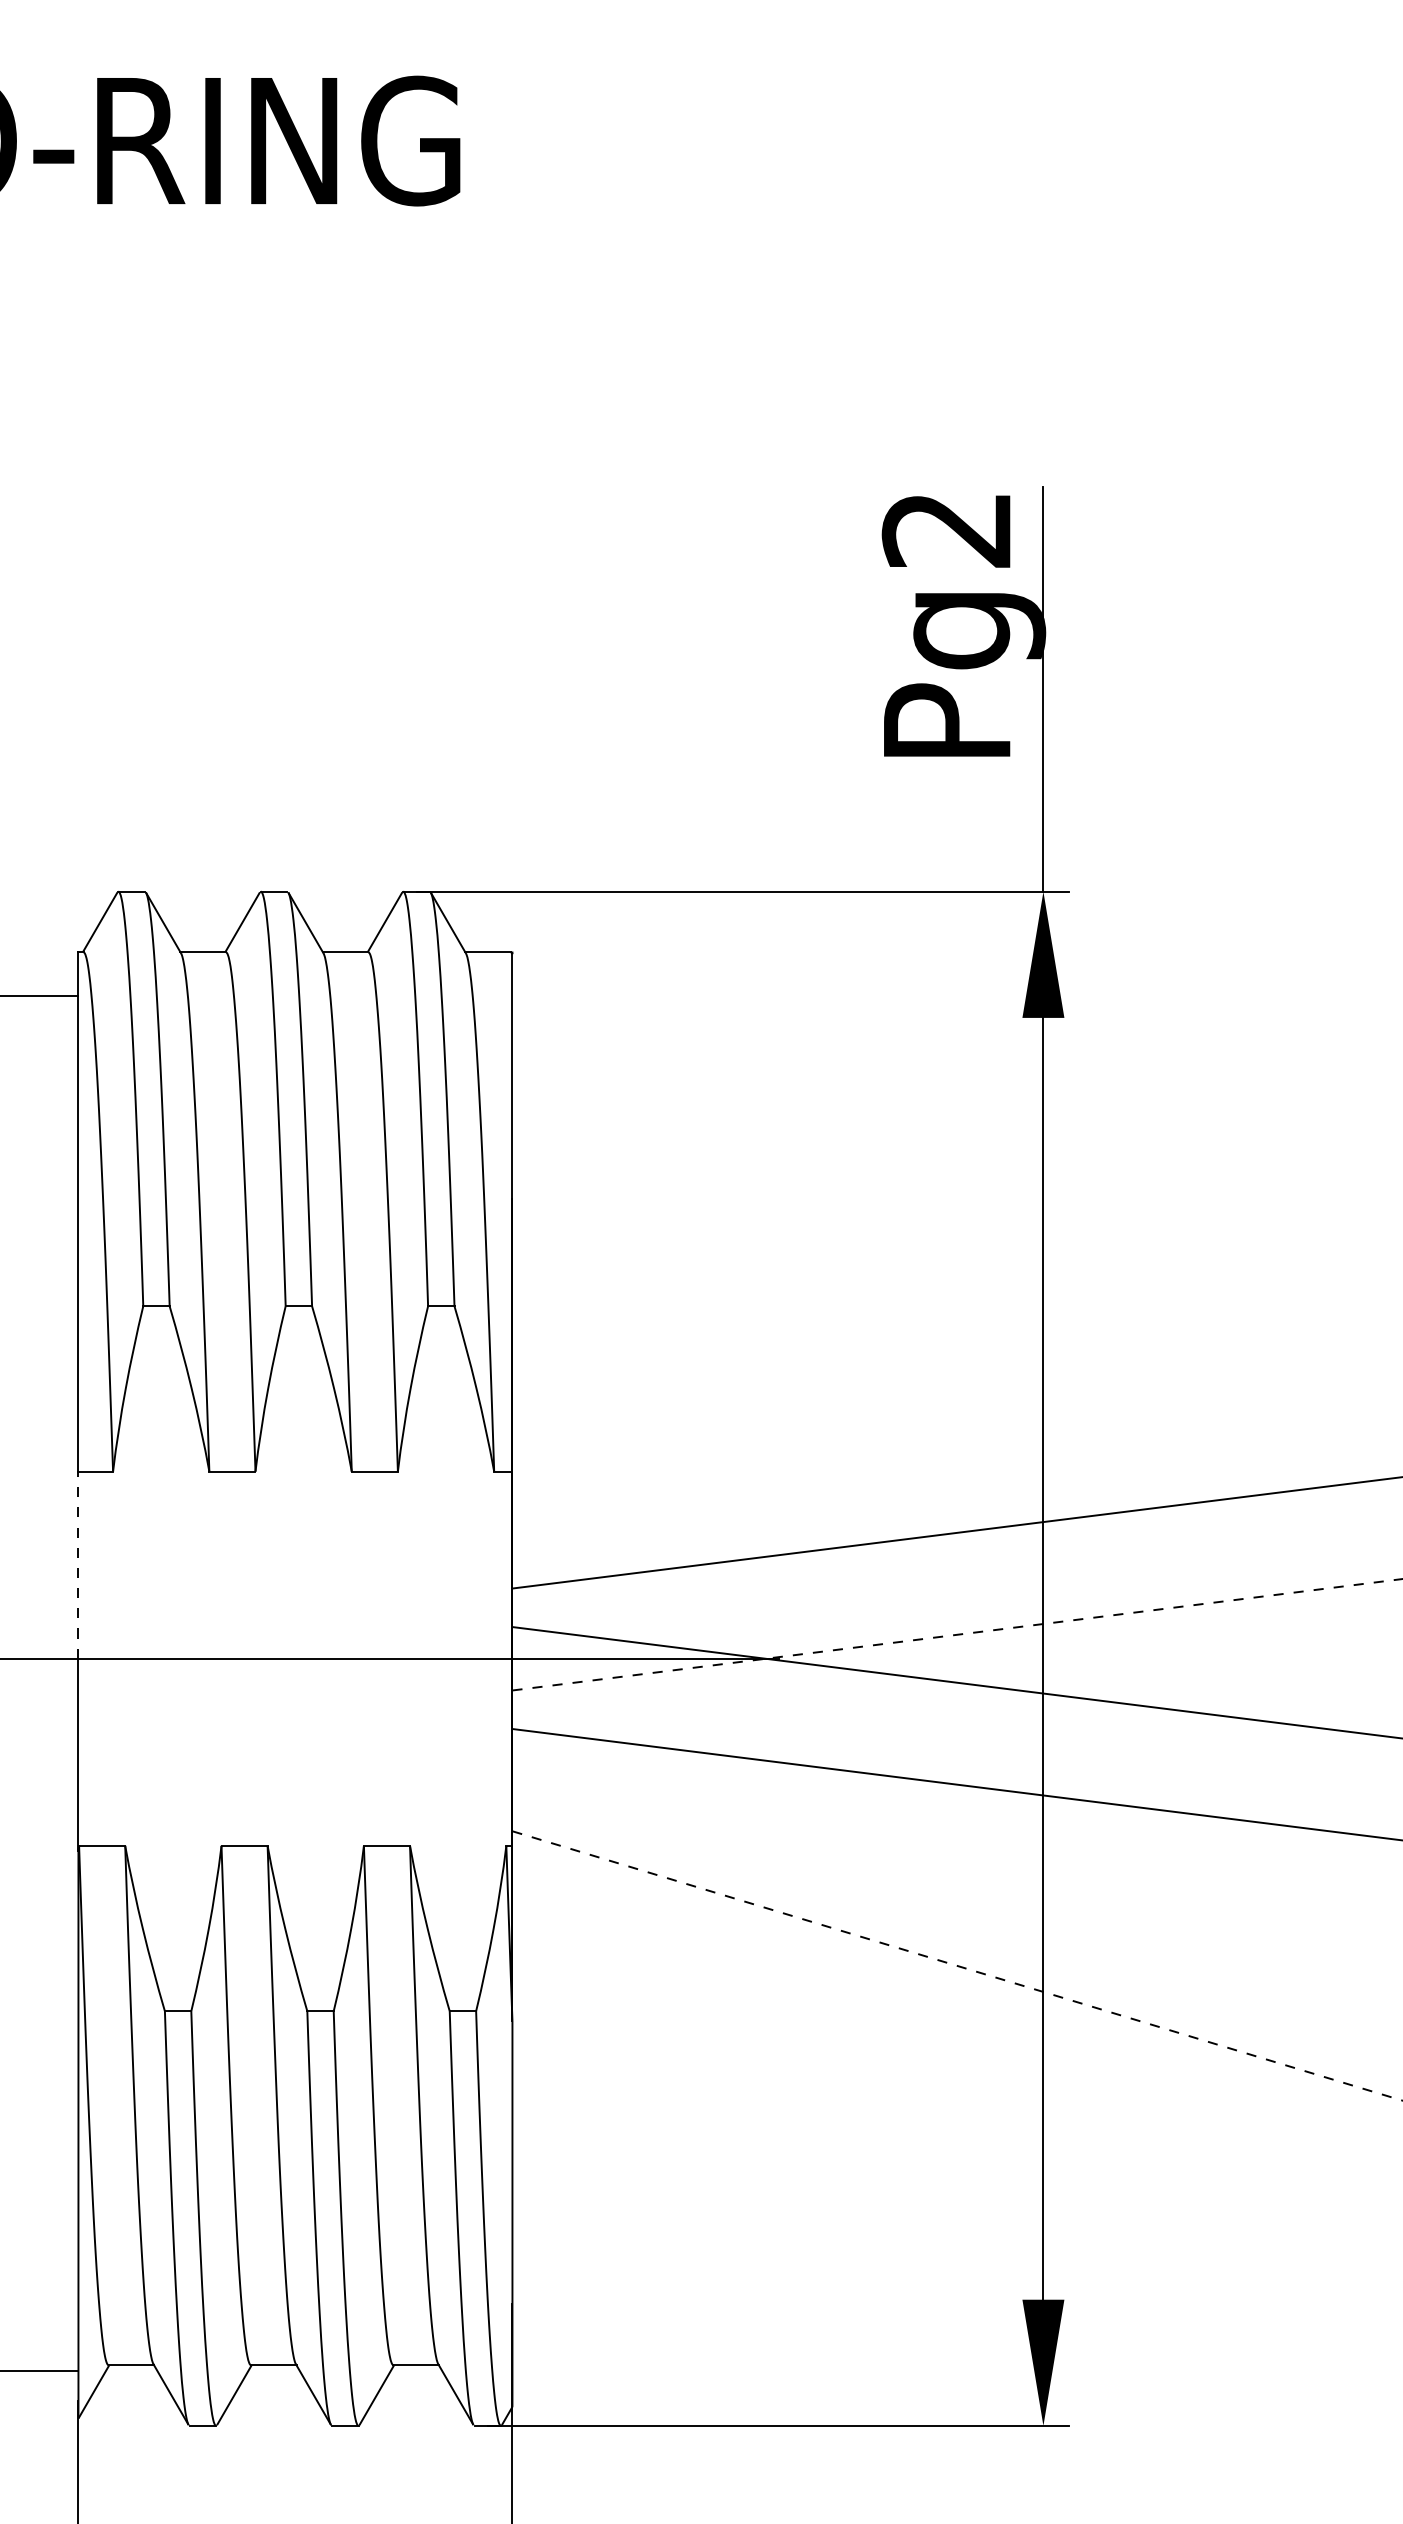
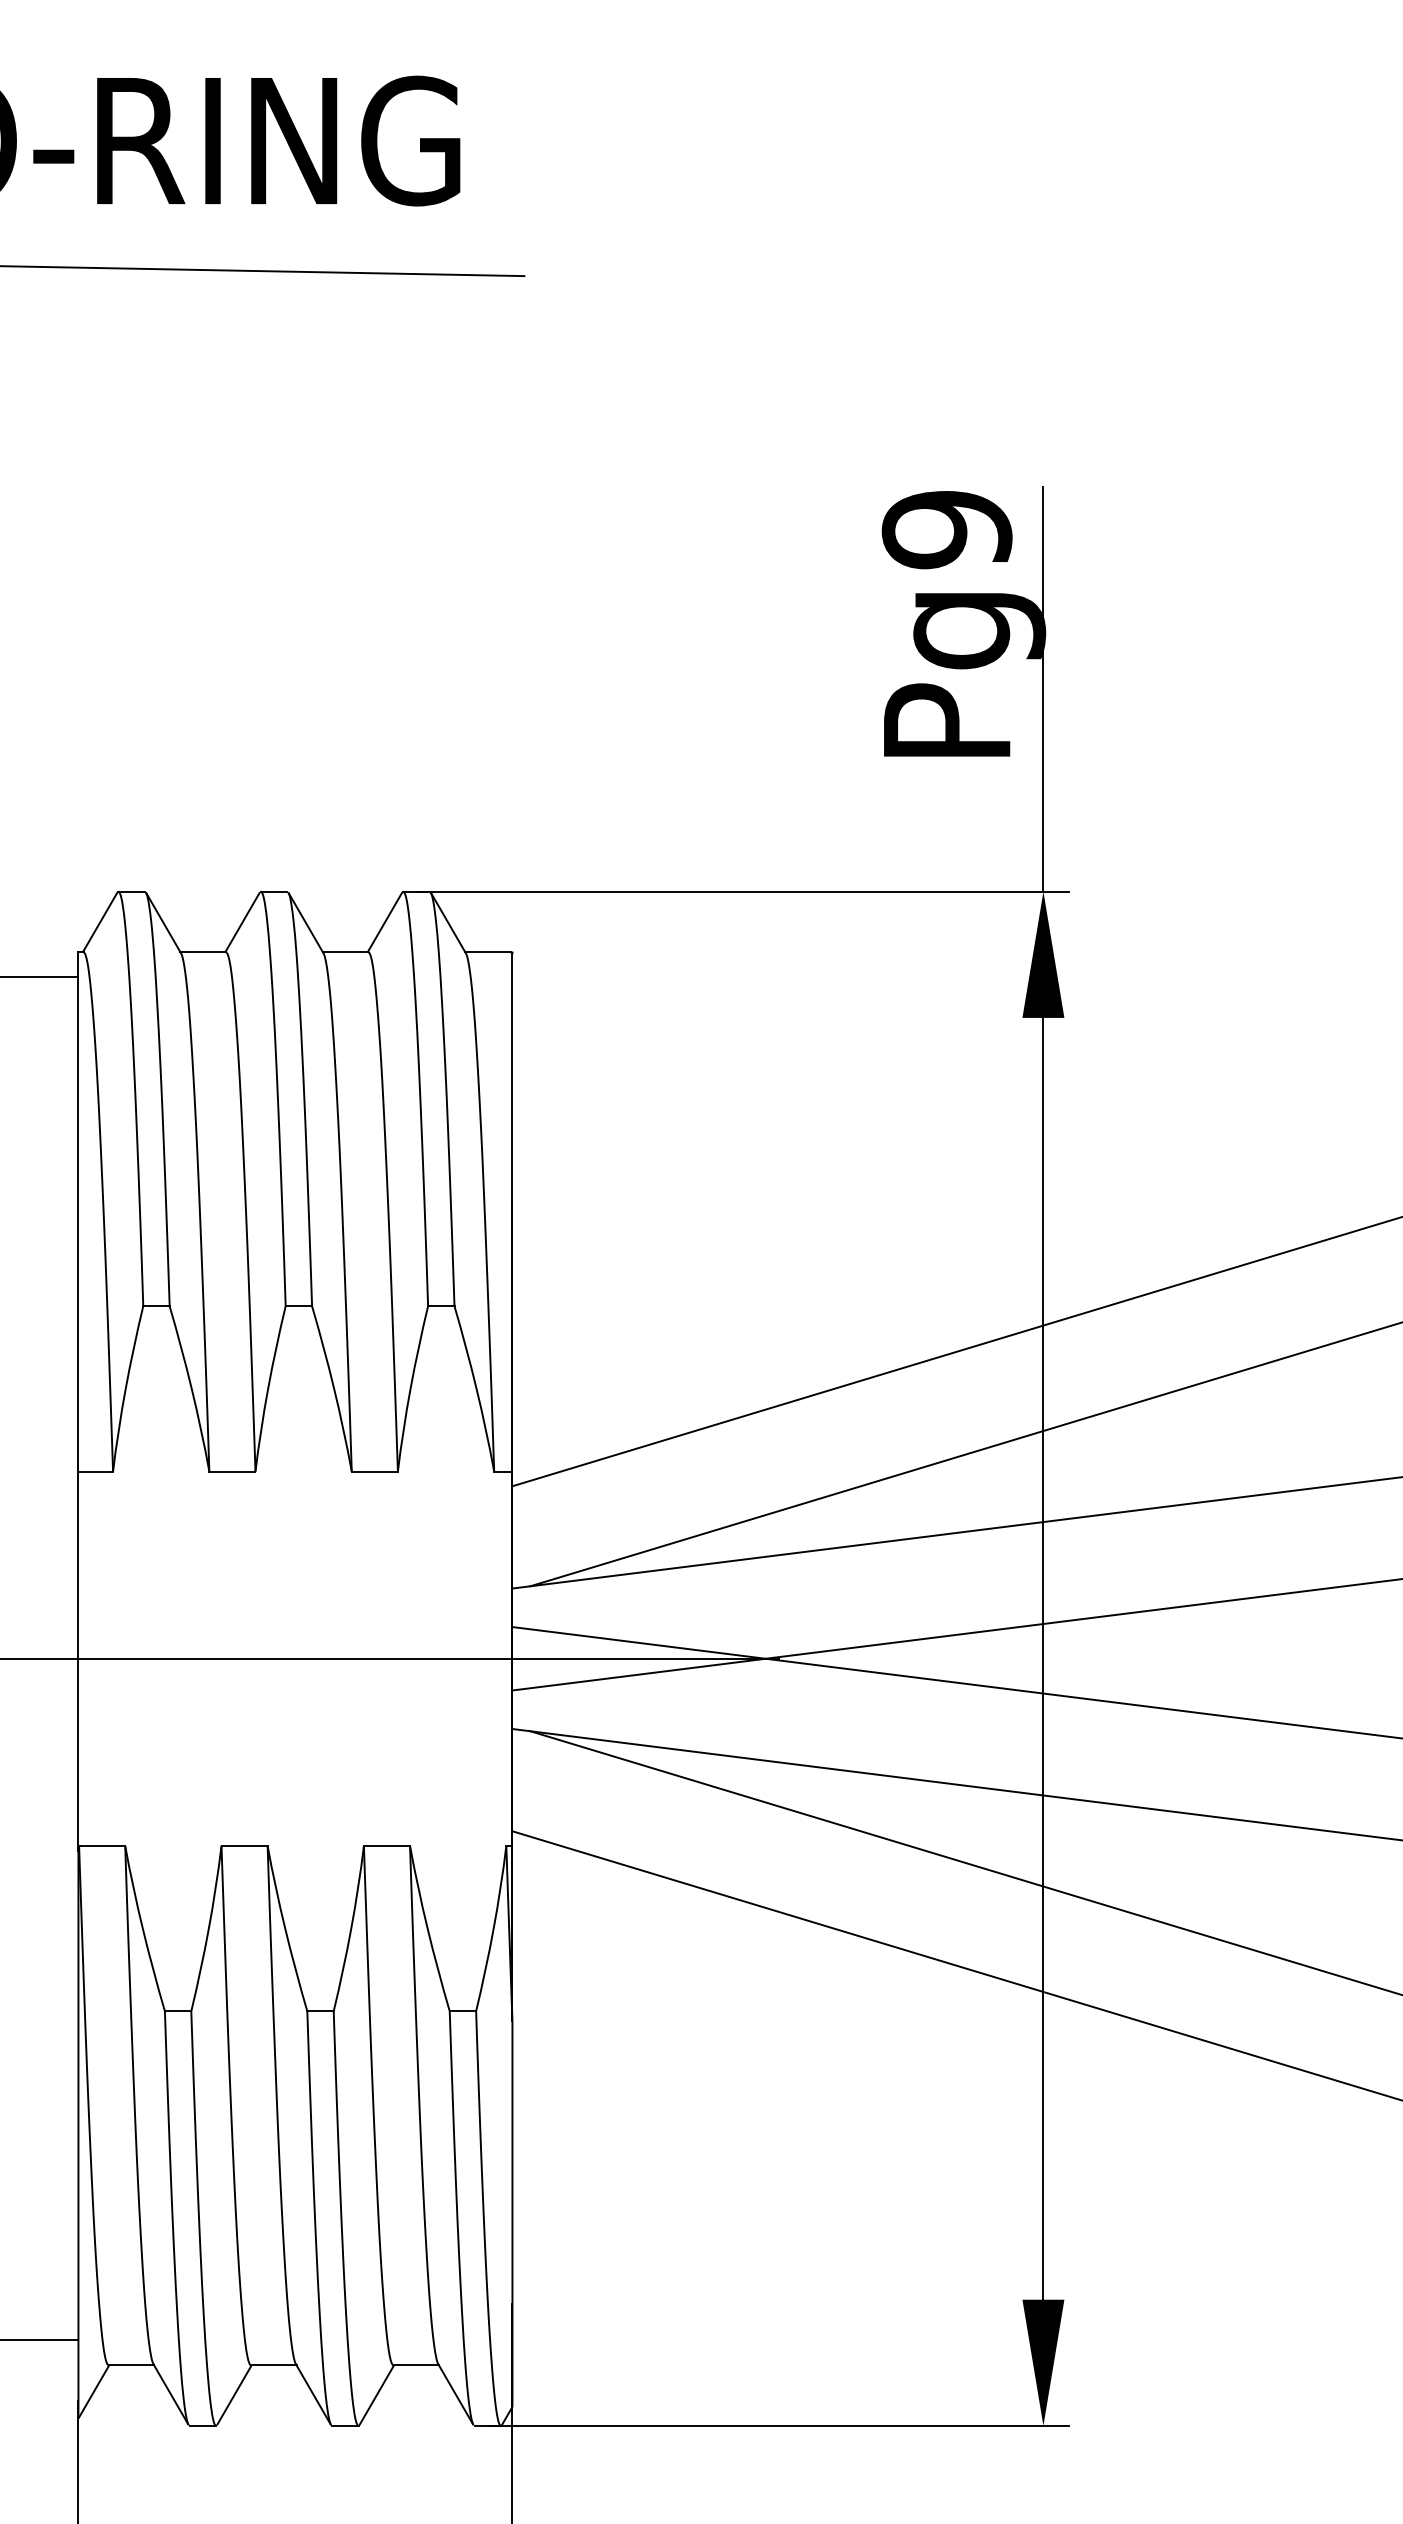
line: none -> present (263, 271)
text: Pg2 -> Pg9 (946, 530)
line position: (40, 996) -> (40, 977) (40, 977)
line: none -> present (955, 1351)
line: none -> present (964, 1454)
line: dashed -> solid (78, 1565)
line: dashed -> solid (957, 1634)
line: none -> present (964, 1862)
line: dashed -> solid (957, 1965)
line position: (40, 2371) -> (40, 2340) (40, 2340)
